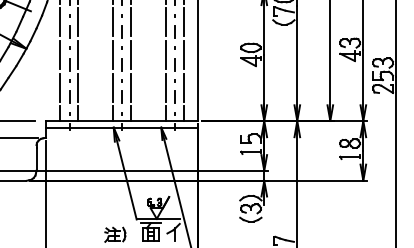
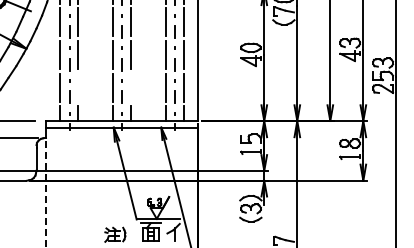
line: present -> none (78, 87)
line: present -> none (131, 87)
line: solid -> dashed (46, 194)
